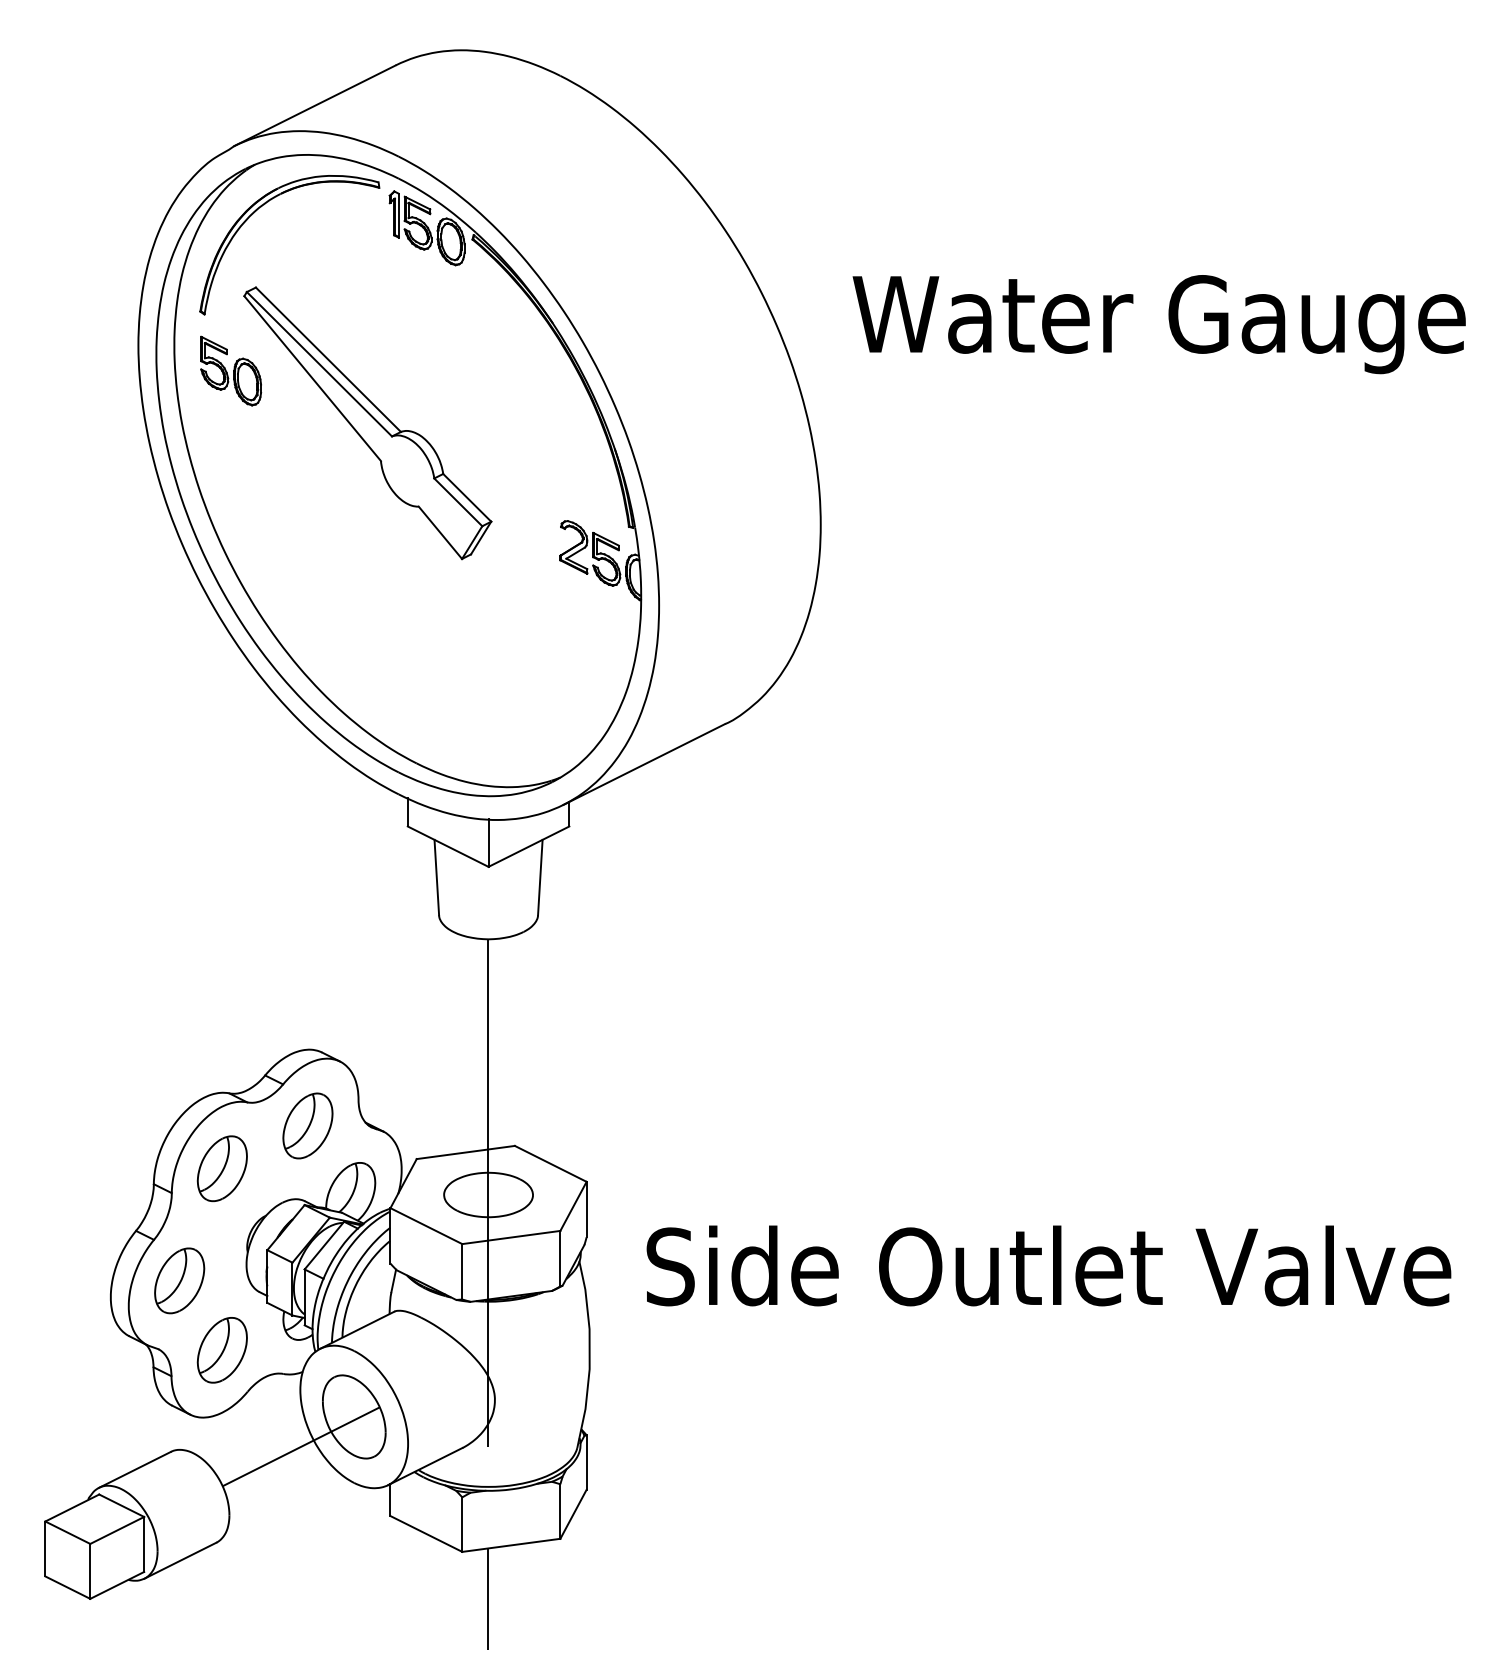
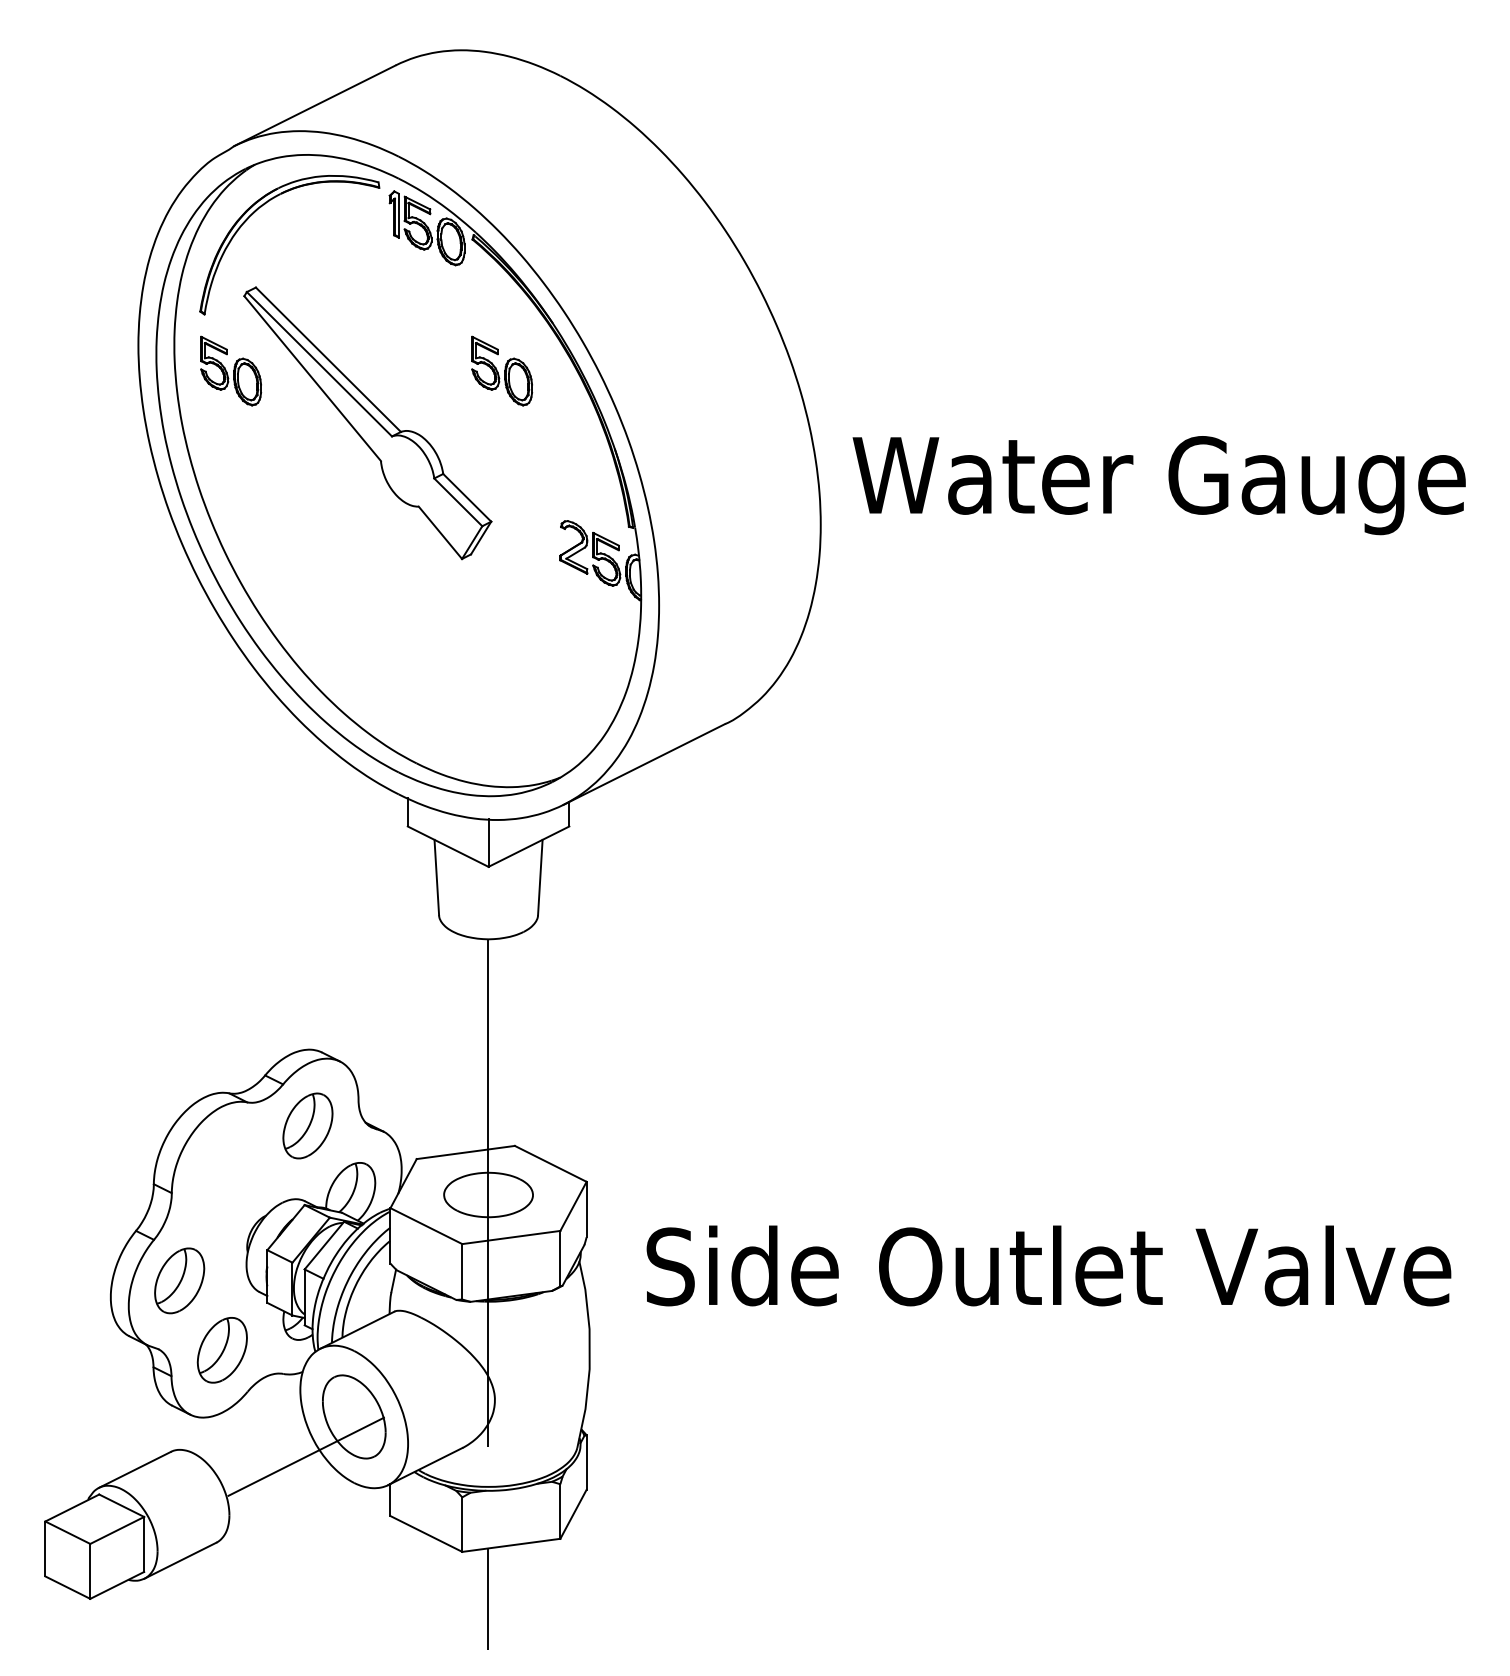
text position: (1158, 324) -> (1158, 485) (1158, 485)
part: none -> present (502, 370)
part: present -> none (221, 1168)
line position: (300, 1446) -> (305, 1456) (305, 1456)
